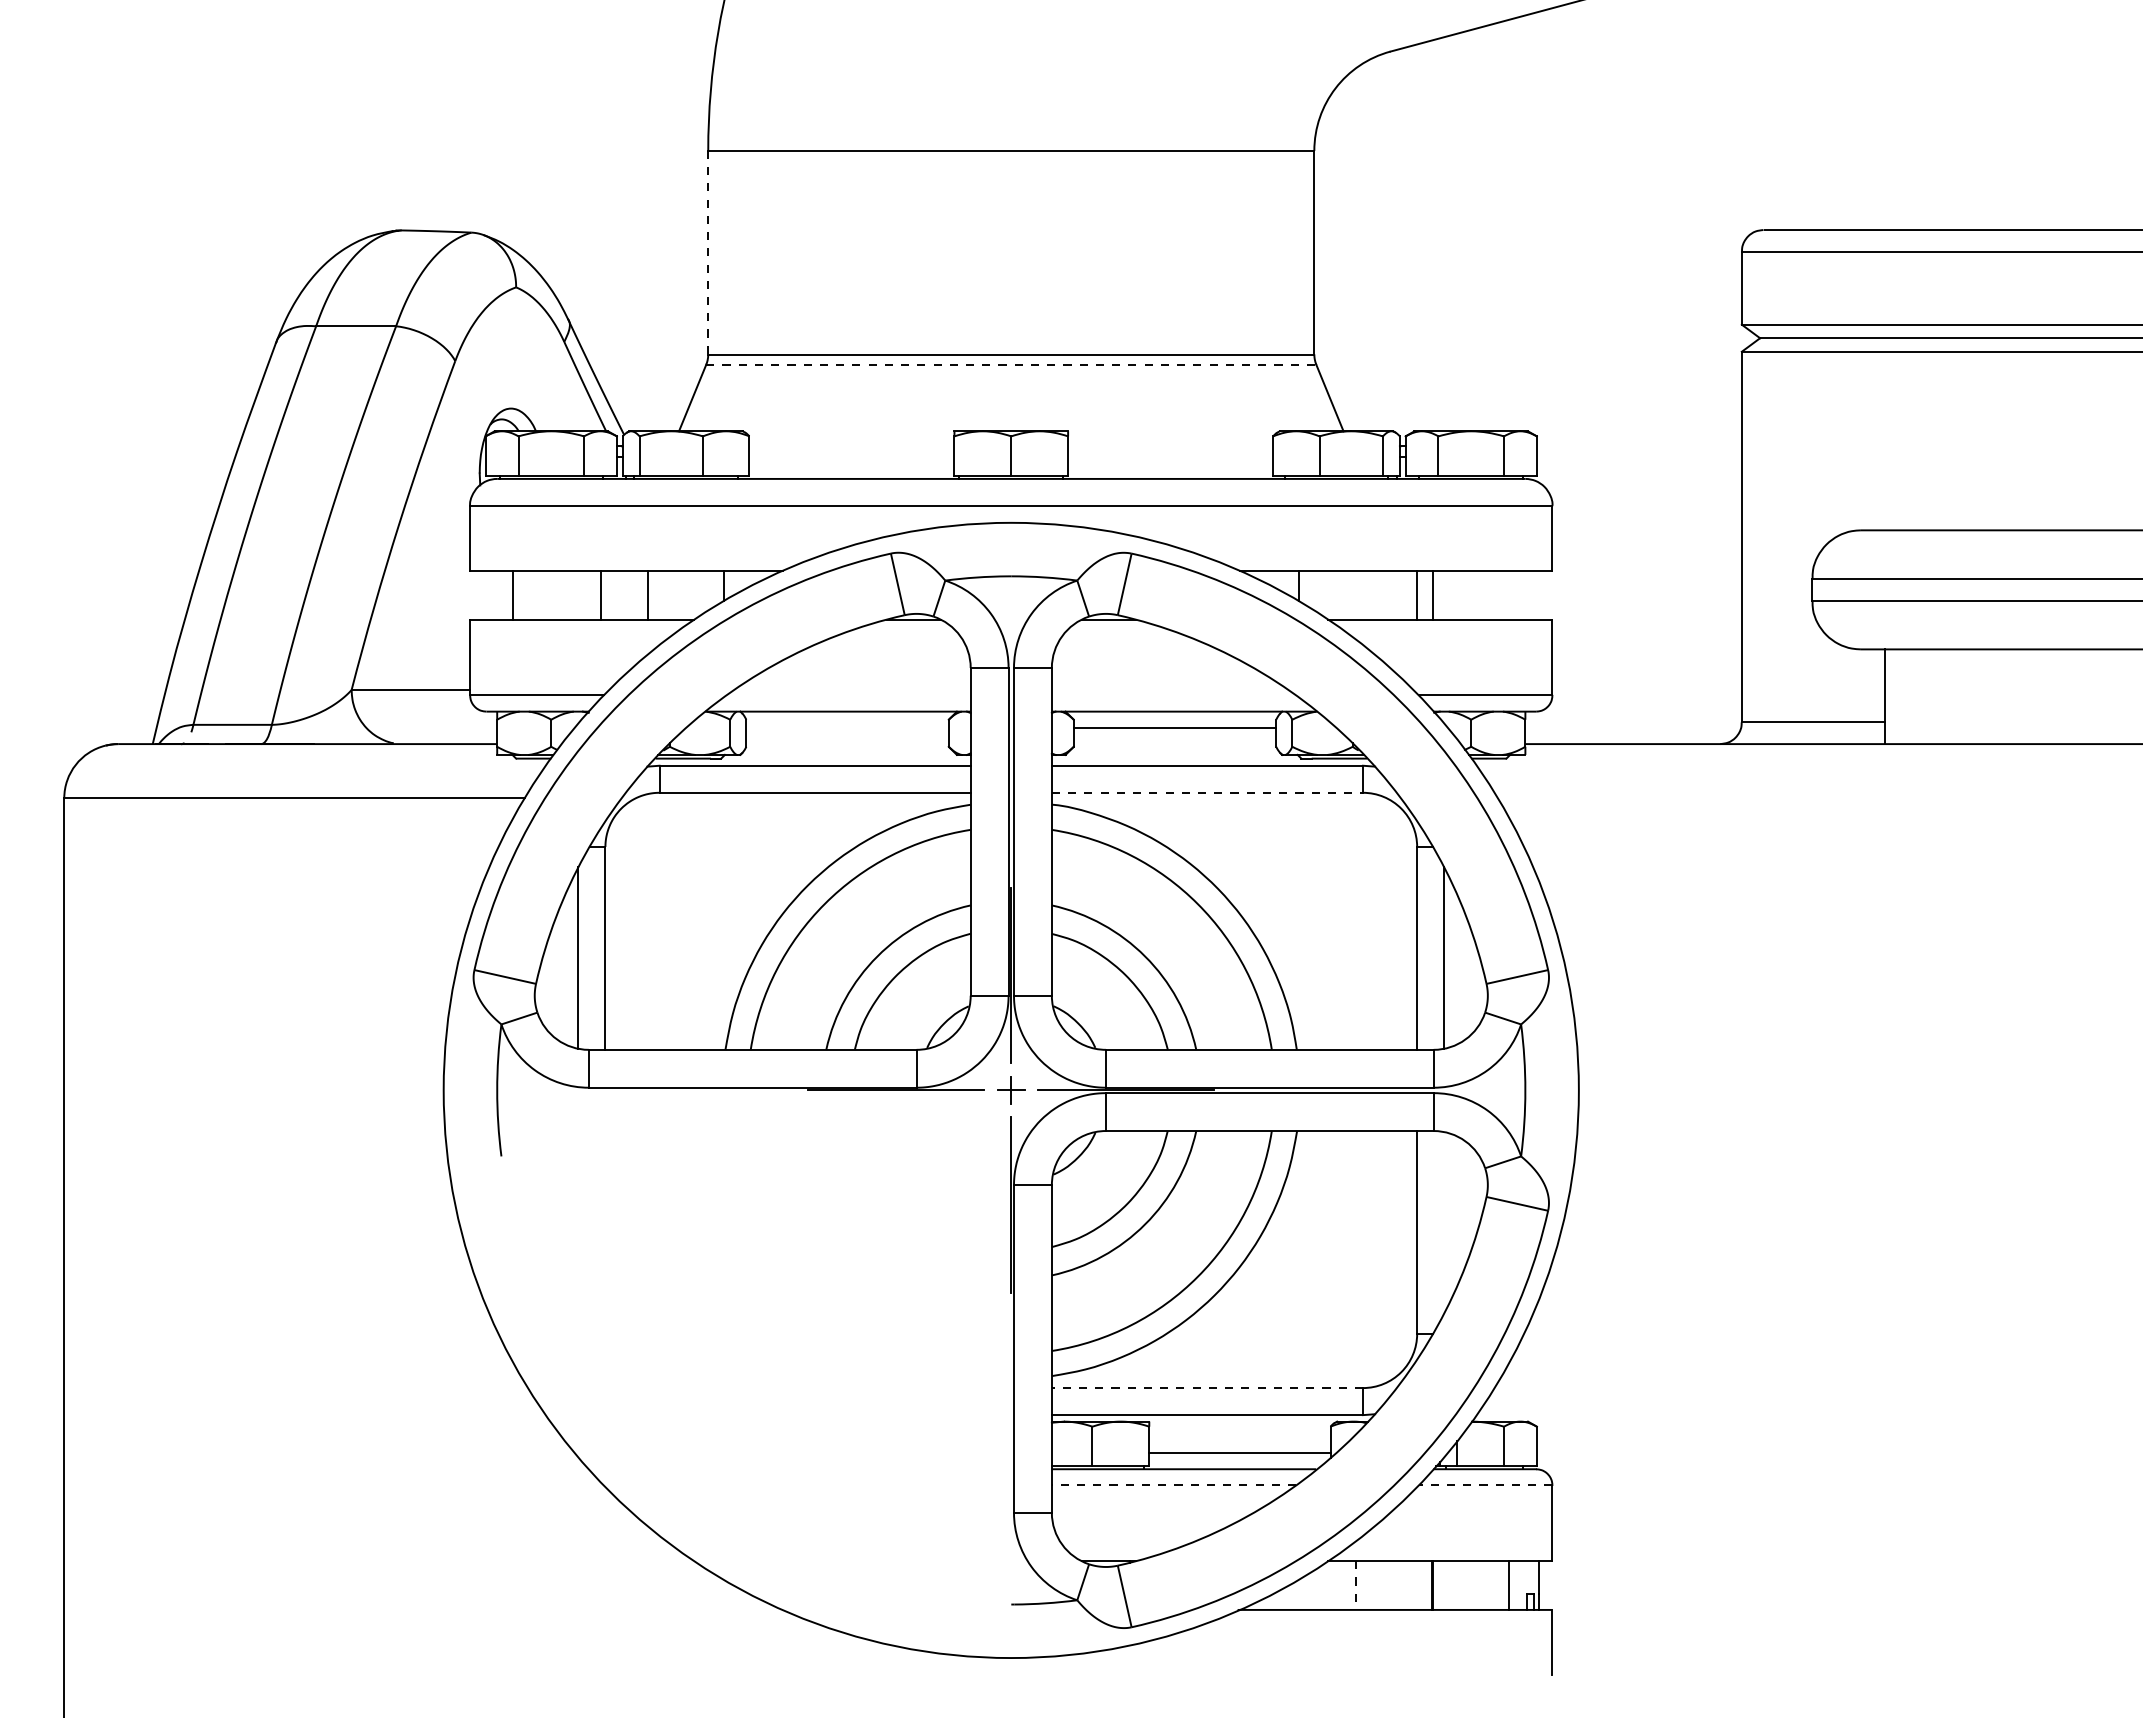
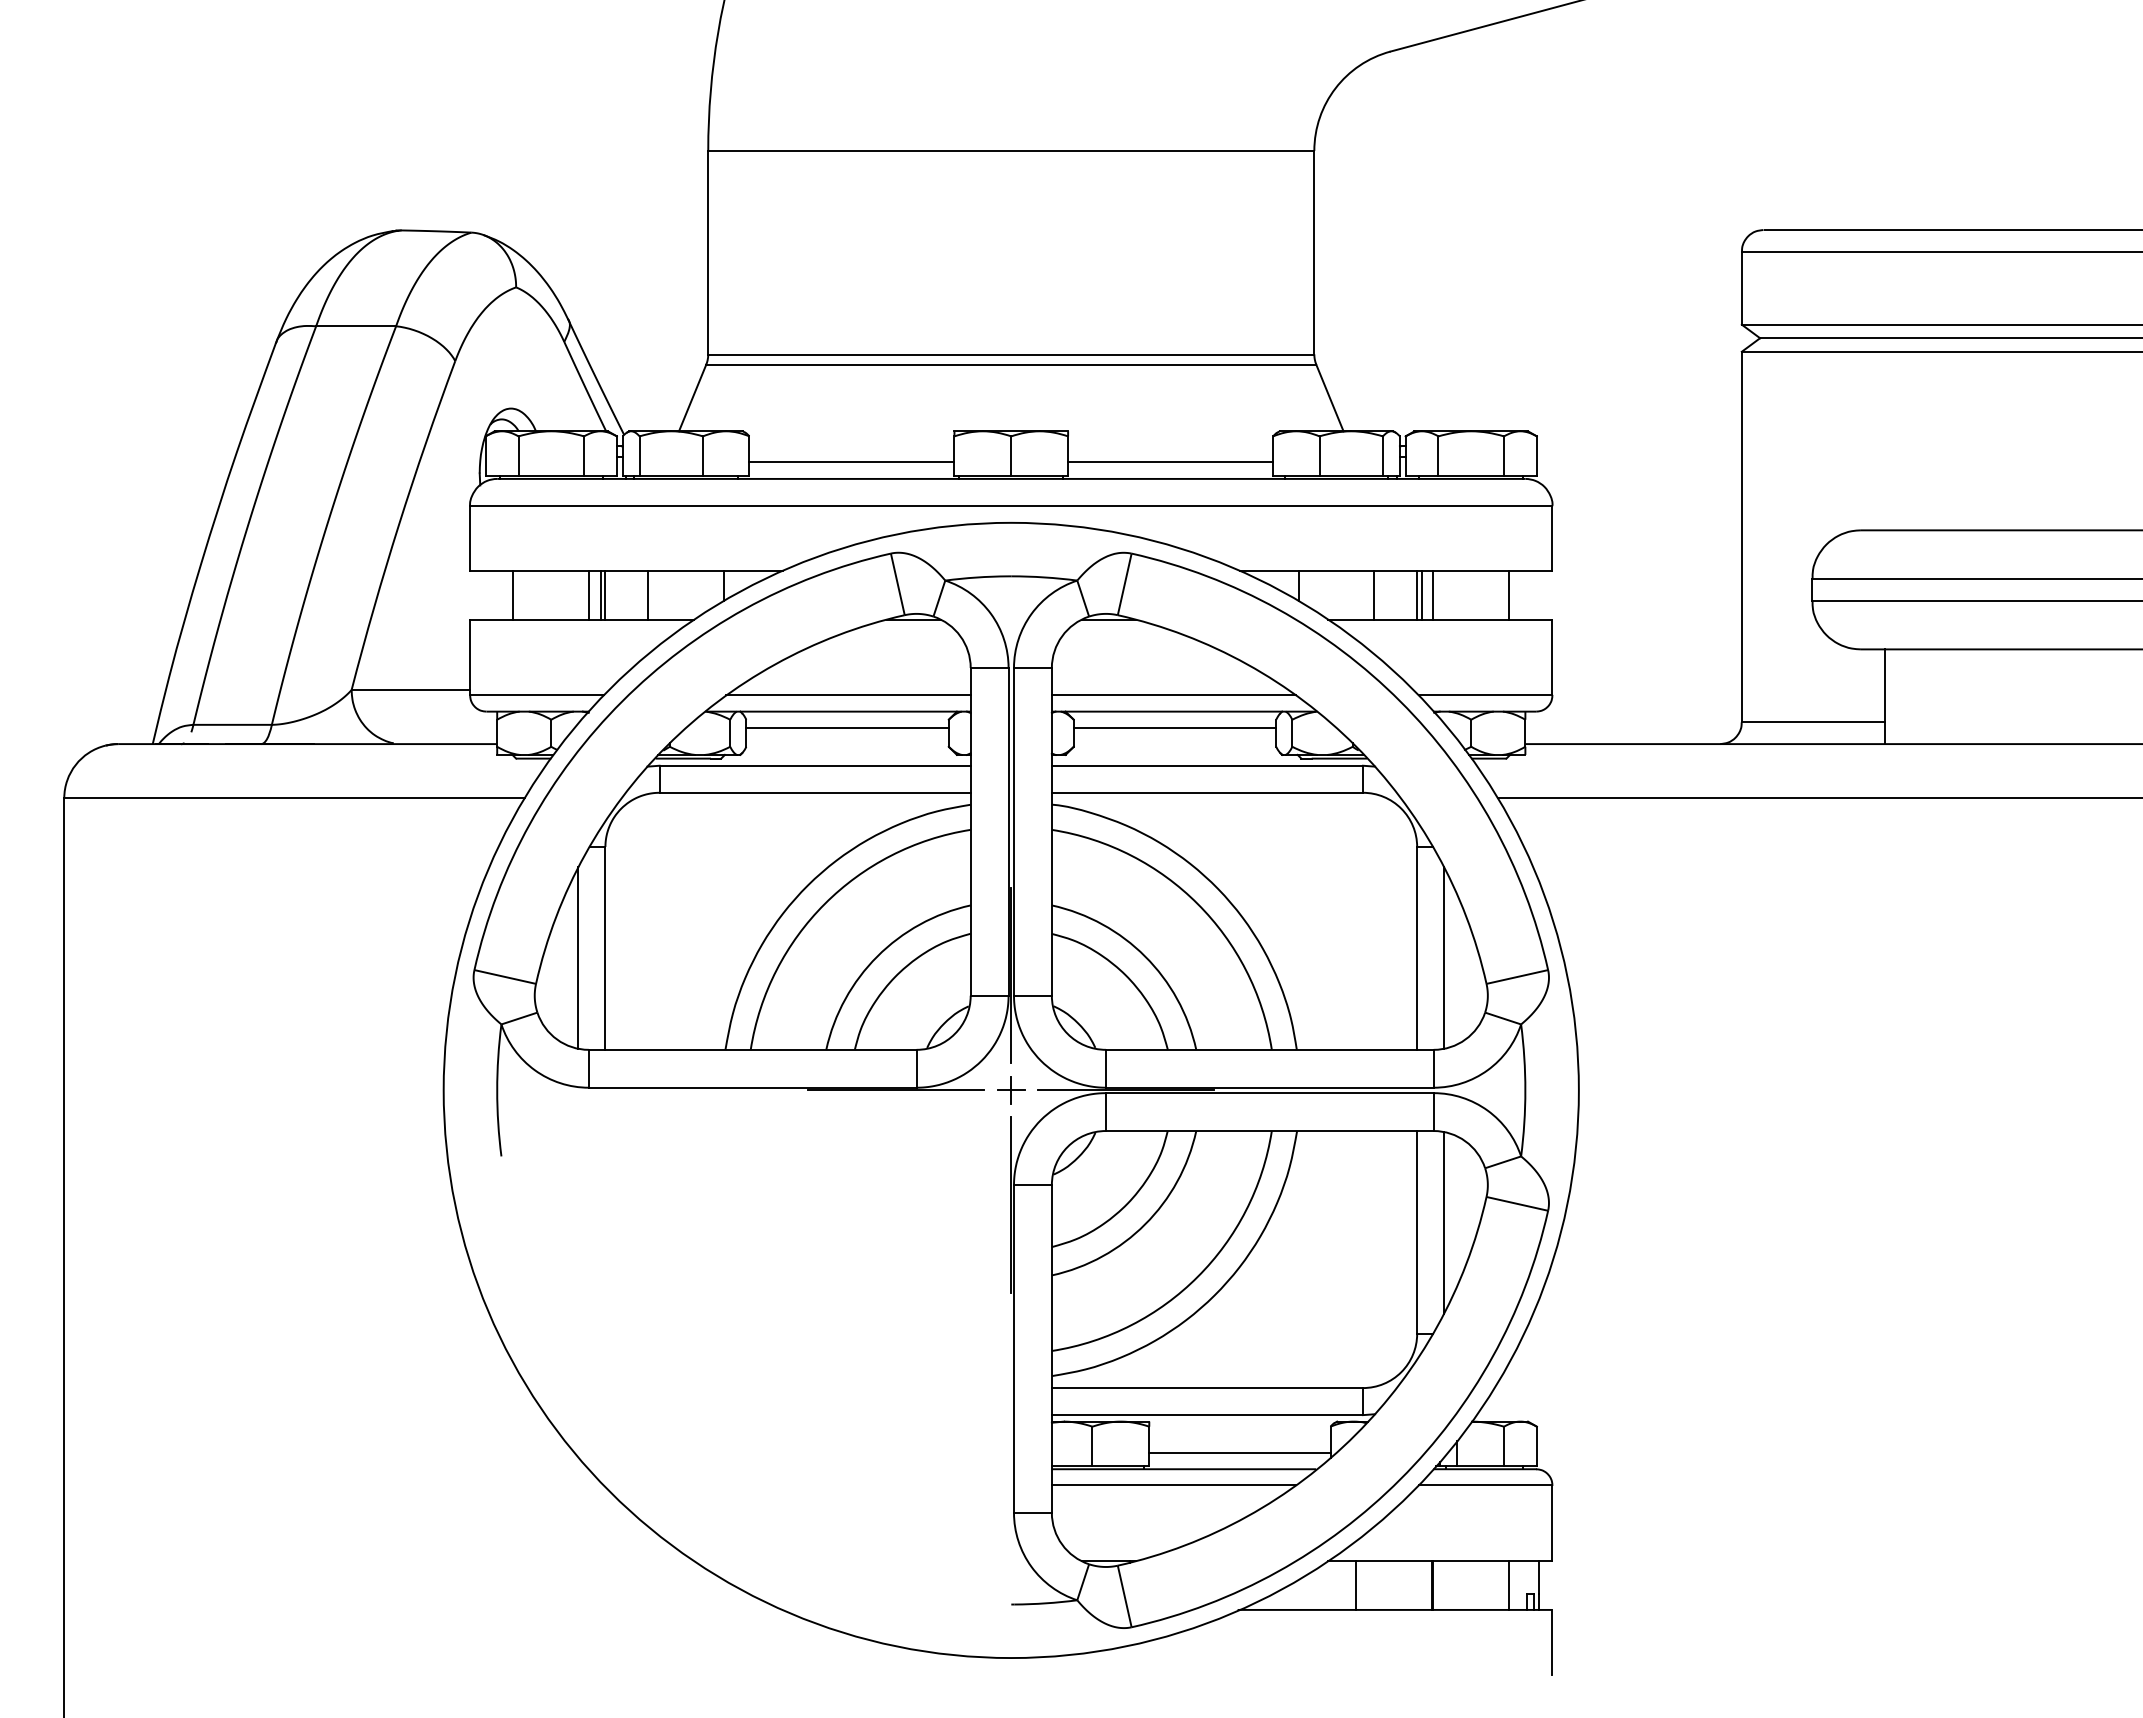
line: dashed -> solid (708, 252)
line: dashed -> solid (1011, 364)
line: none -> present (851, 462)
line: none -> present (1170, 462)
line: none -> present (589, 594)
line: none -> present (605, 594)
line: none -> present (1374, 594)
line: none -> present (1421, 594)
line: none -> present (1509, 594)
line: none -> present (848, 695)
line: none -> present (1173, 695)
line: none -> present (847, 727)
line: dashed -> solid (1207, 792)
line: none -> present (1818, 798)
line: none -> present (1444, 1222)
line: dashed -> solid (1207, 1388)
line: dashed -> solid (1173, 1485)
line: dashed -> solid (1485, 1485)
line: dashed -> solid (1356, 1586)
